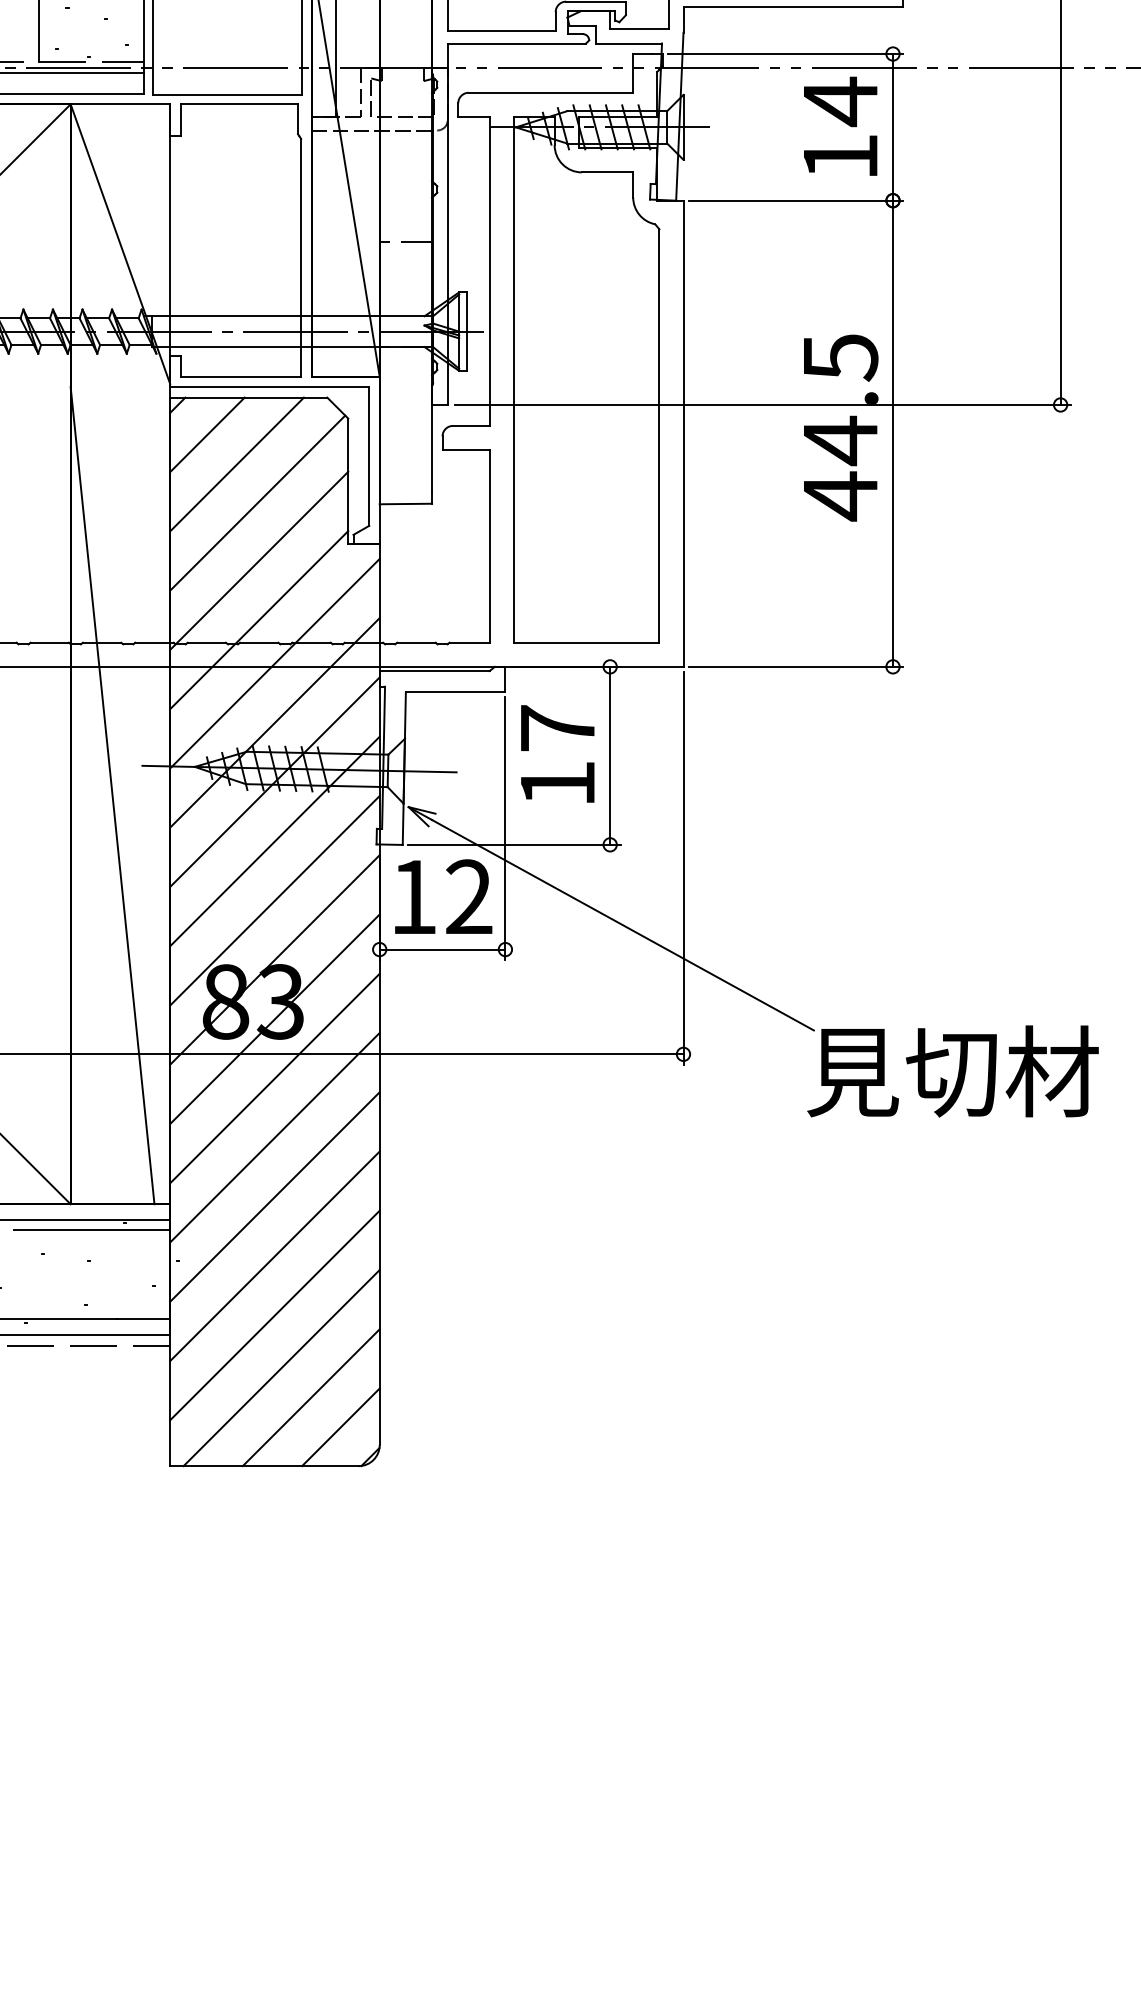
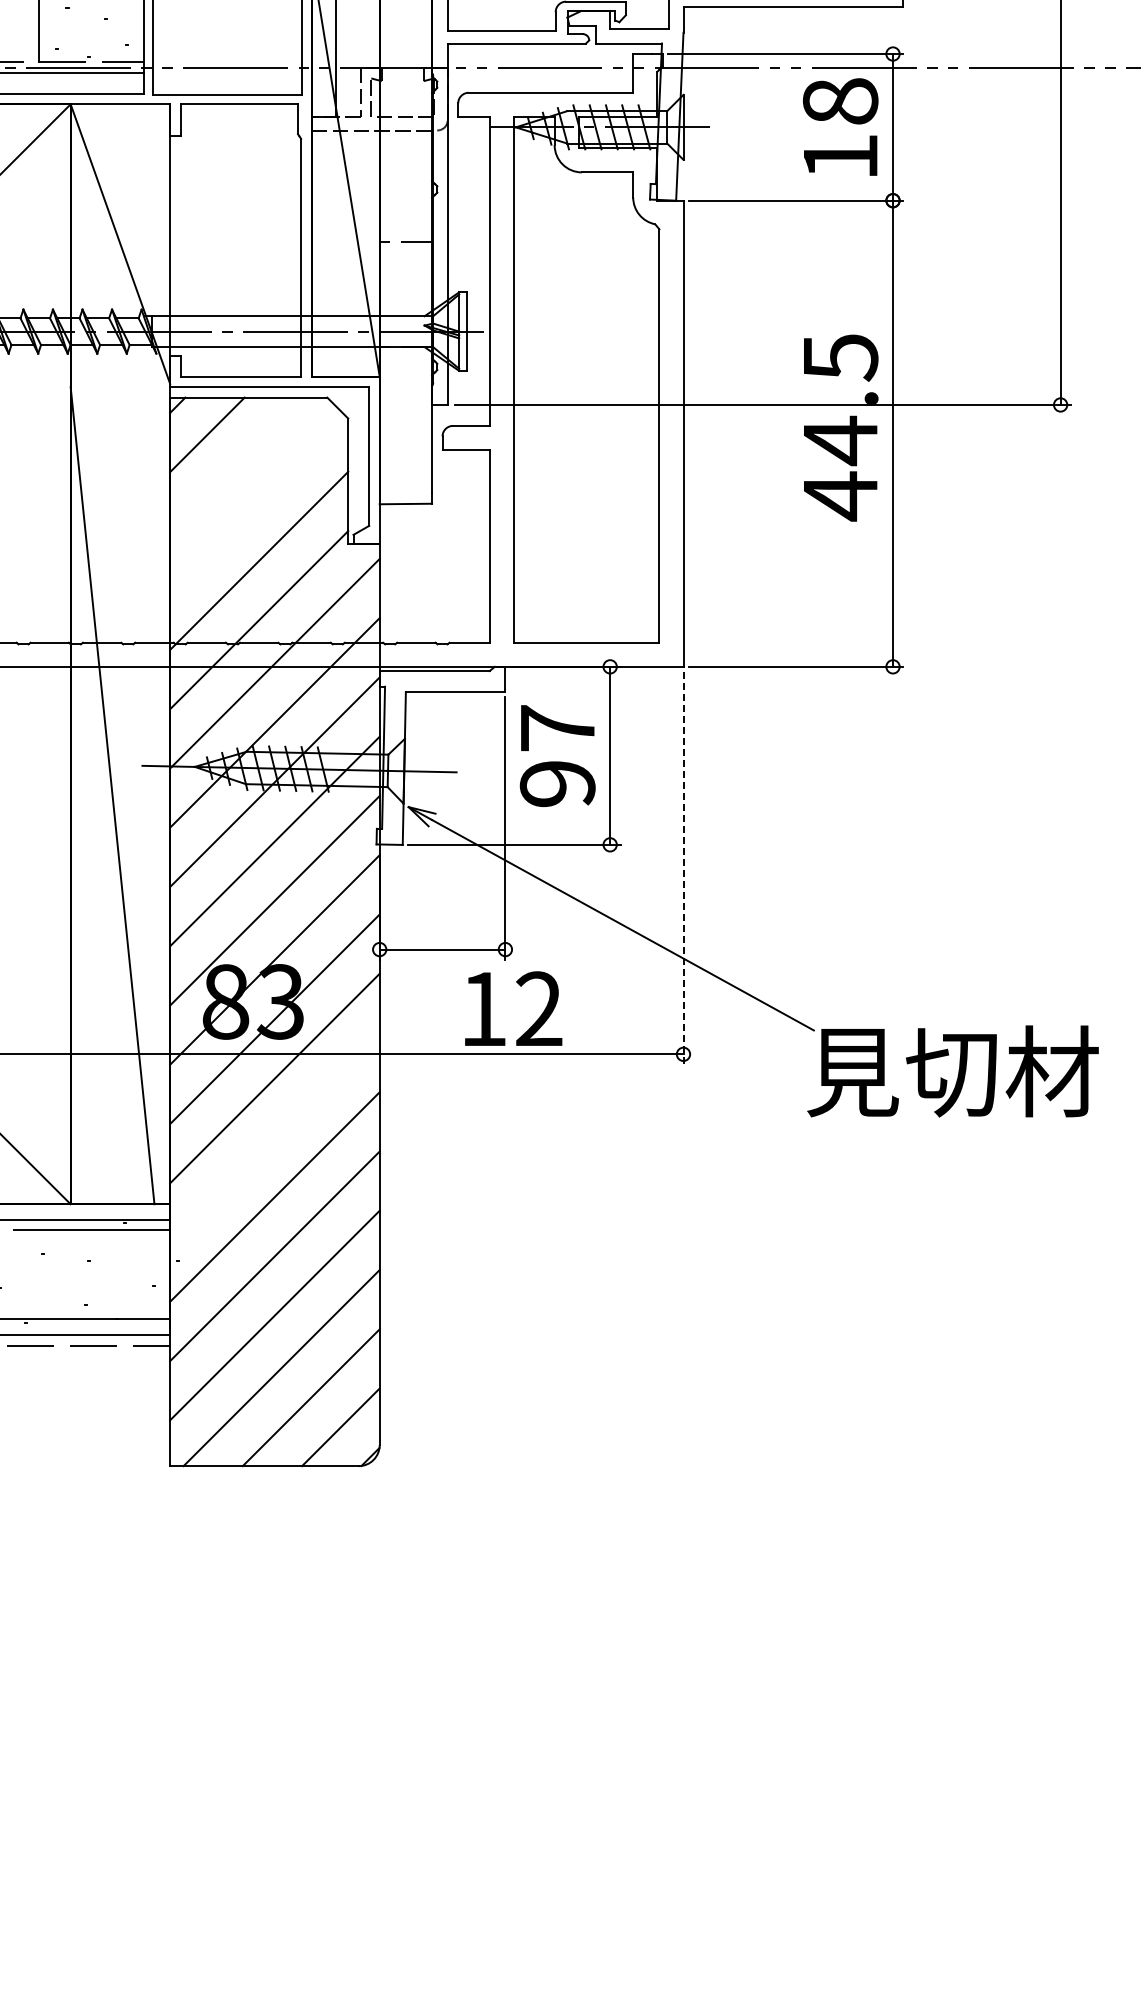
text: 14 -> 18 (840, 101)
line: present -> none (236, 464)
line: present -> none (257, 502)
text: 17 -> 97 (557, 784)
line: solid -> dashed (683, 868)
text position: (443, 896) -> (513, 1008) (513, 1008)
line: present -> none (274, 1137)
